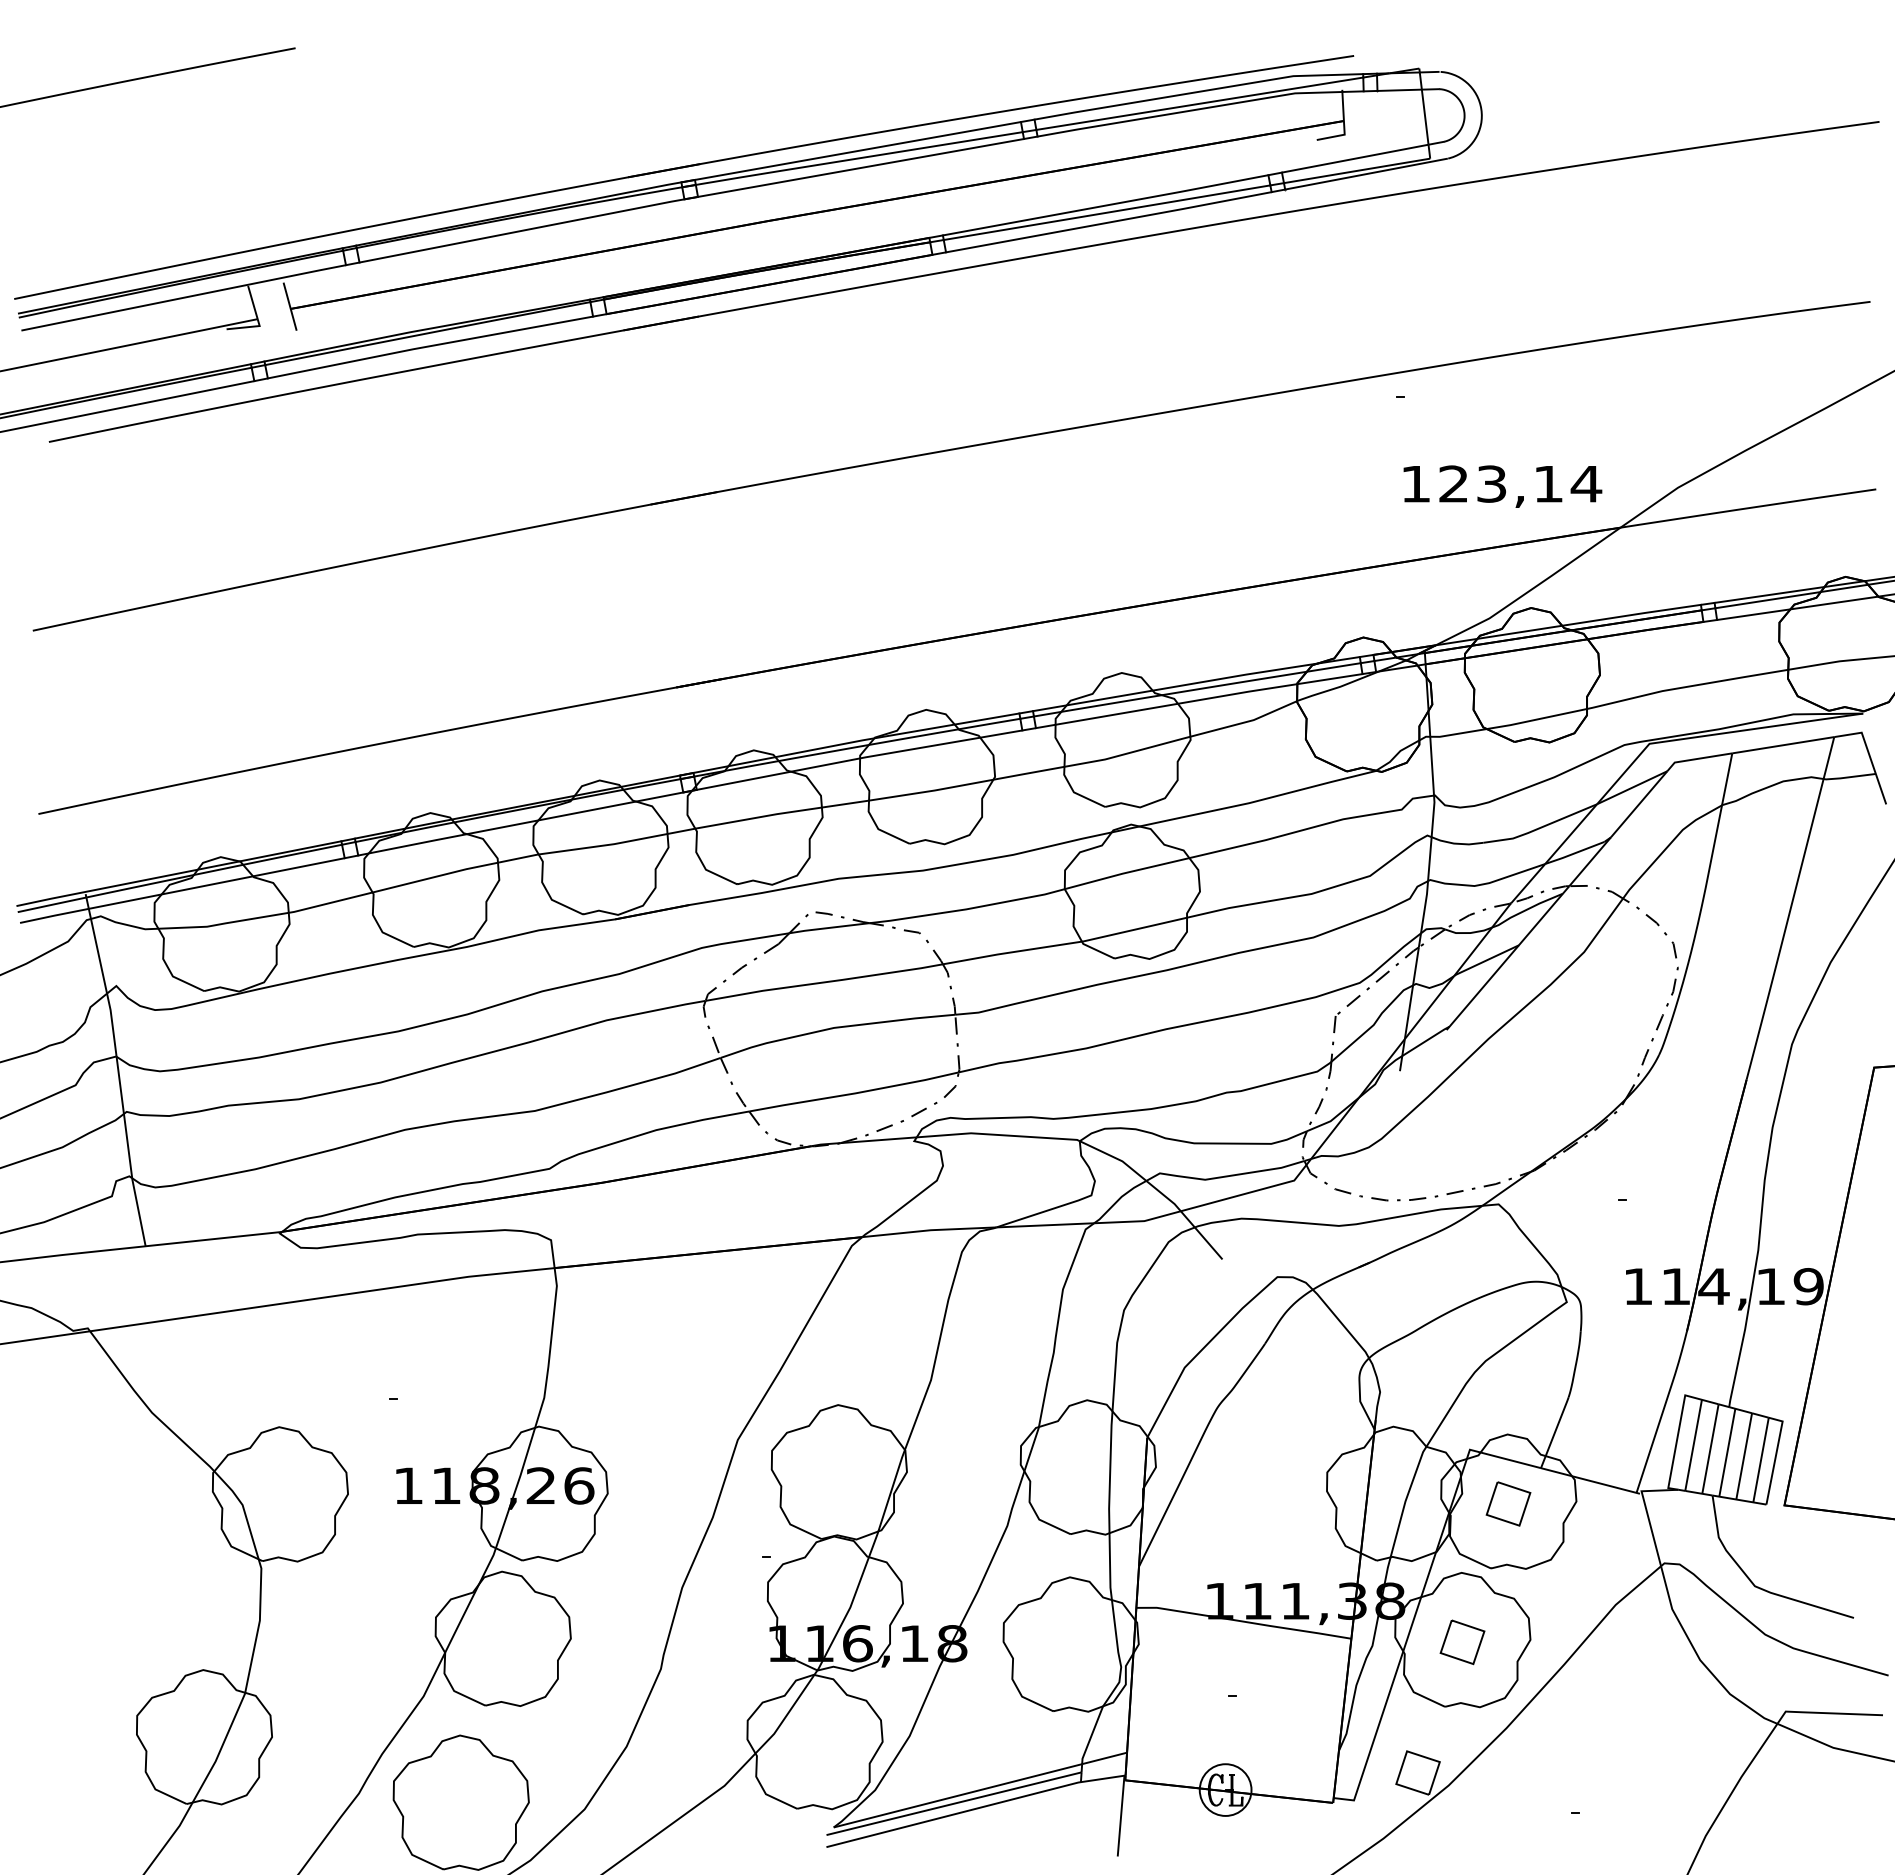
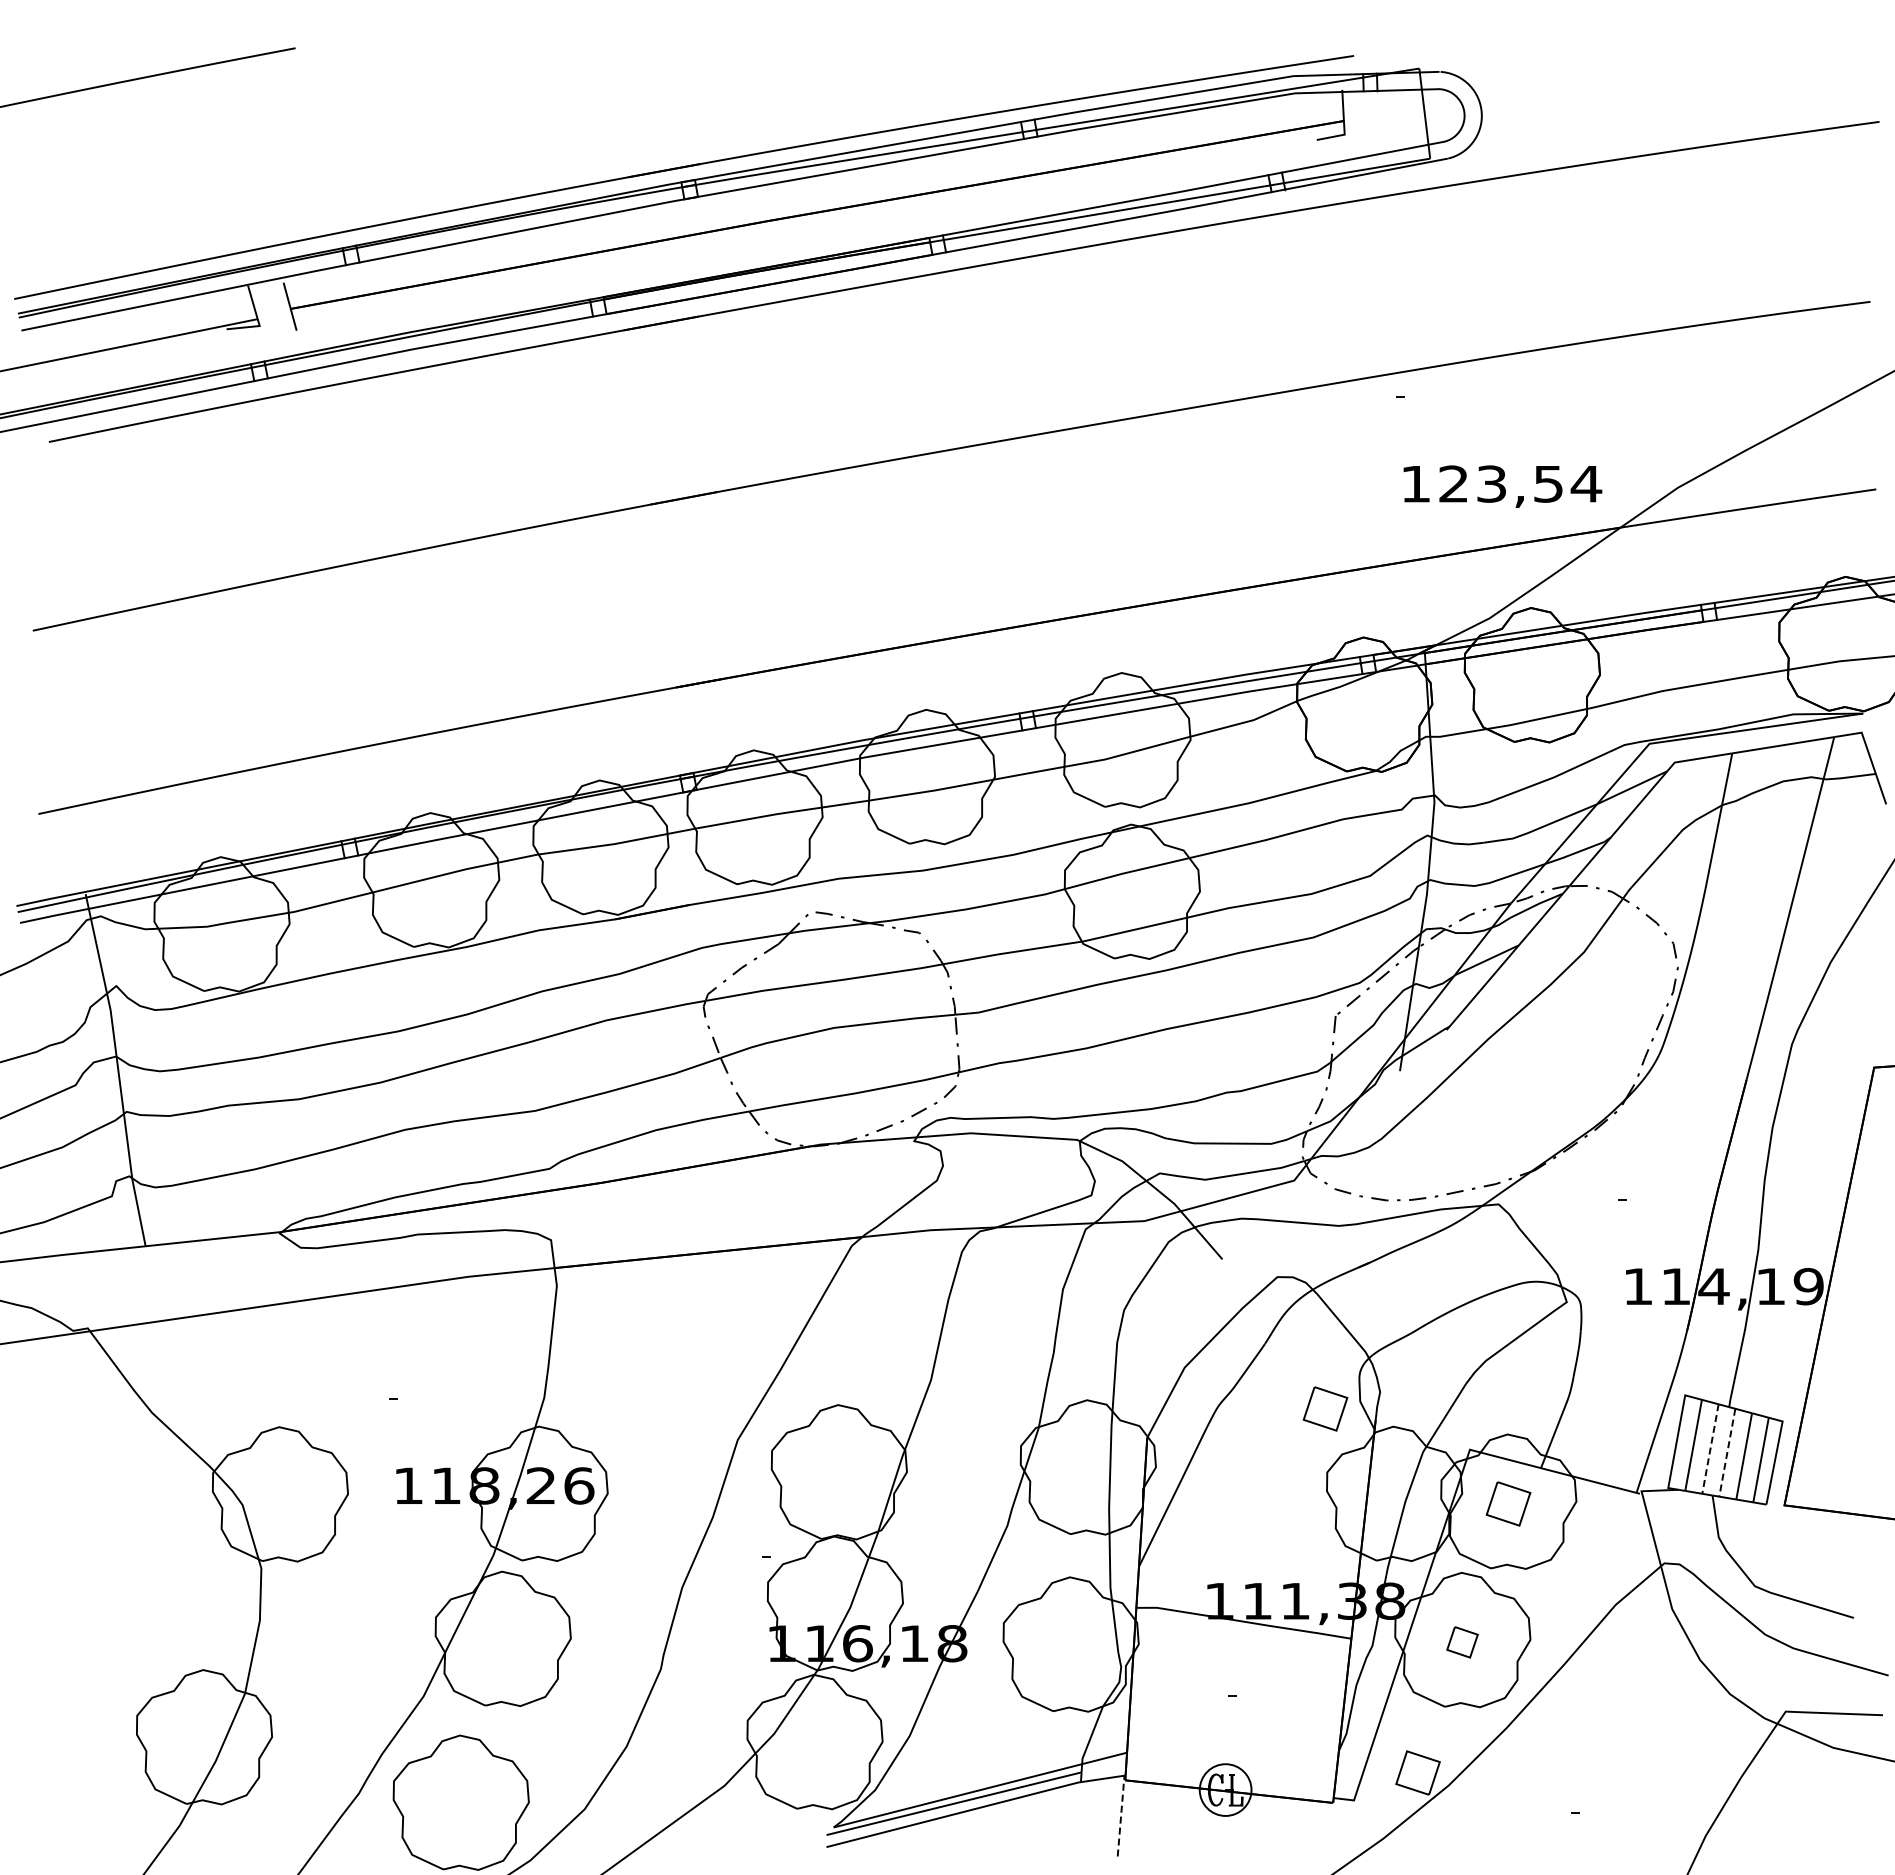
text: 123,14 -> 123,54 (1548, 484)
part: none -> present (1325, 1408)
line: solid -> dashed (1710, 1449)
line: solid -> dashed (1727, 1452)
part size: 47x47 px -> 33x33 px (1462, 1642)
line: solid -> dashed (1121, 1816)
